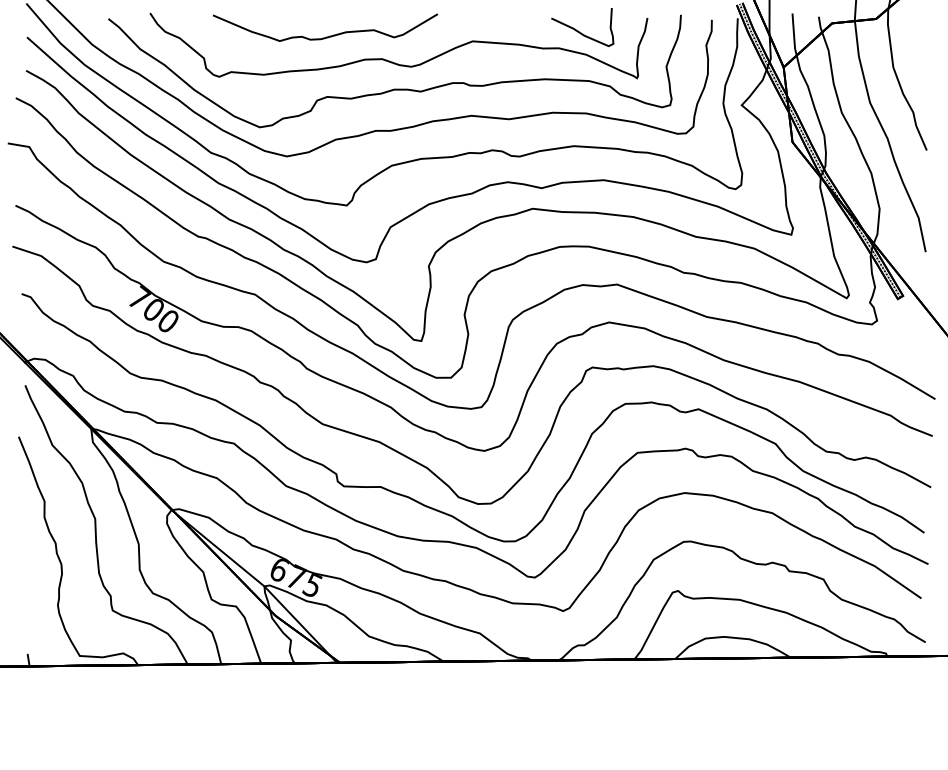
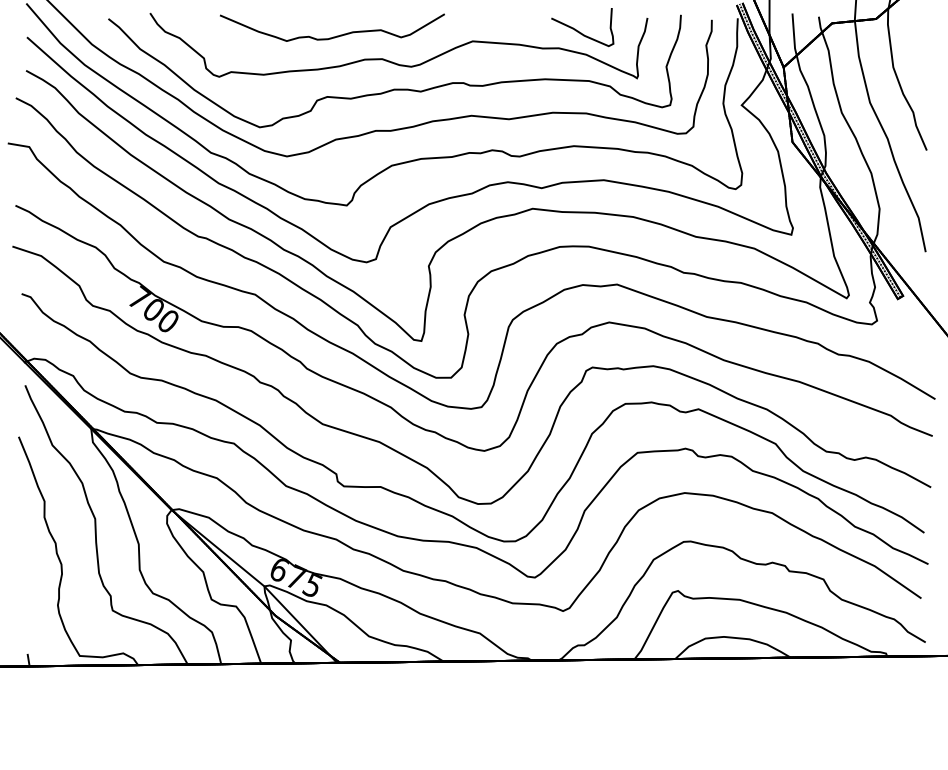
curve position: (329, 35) -> (336, 35) (336, 35)
